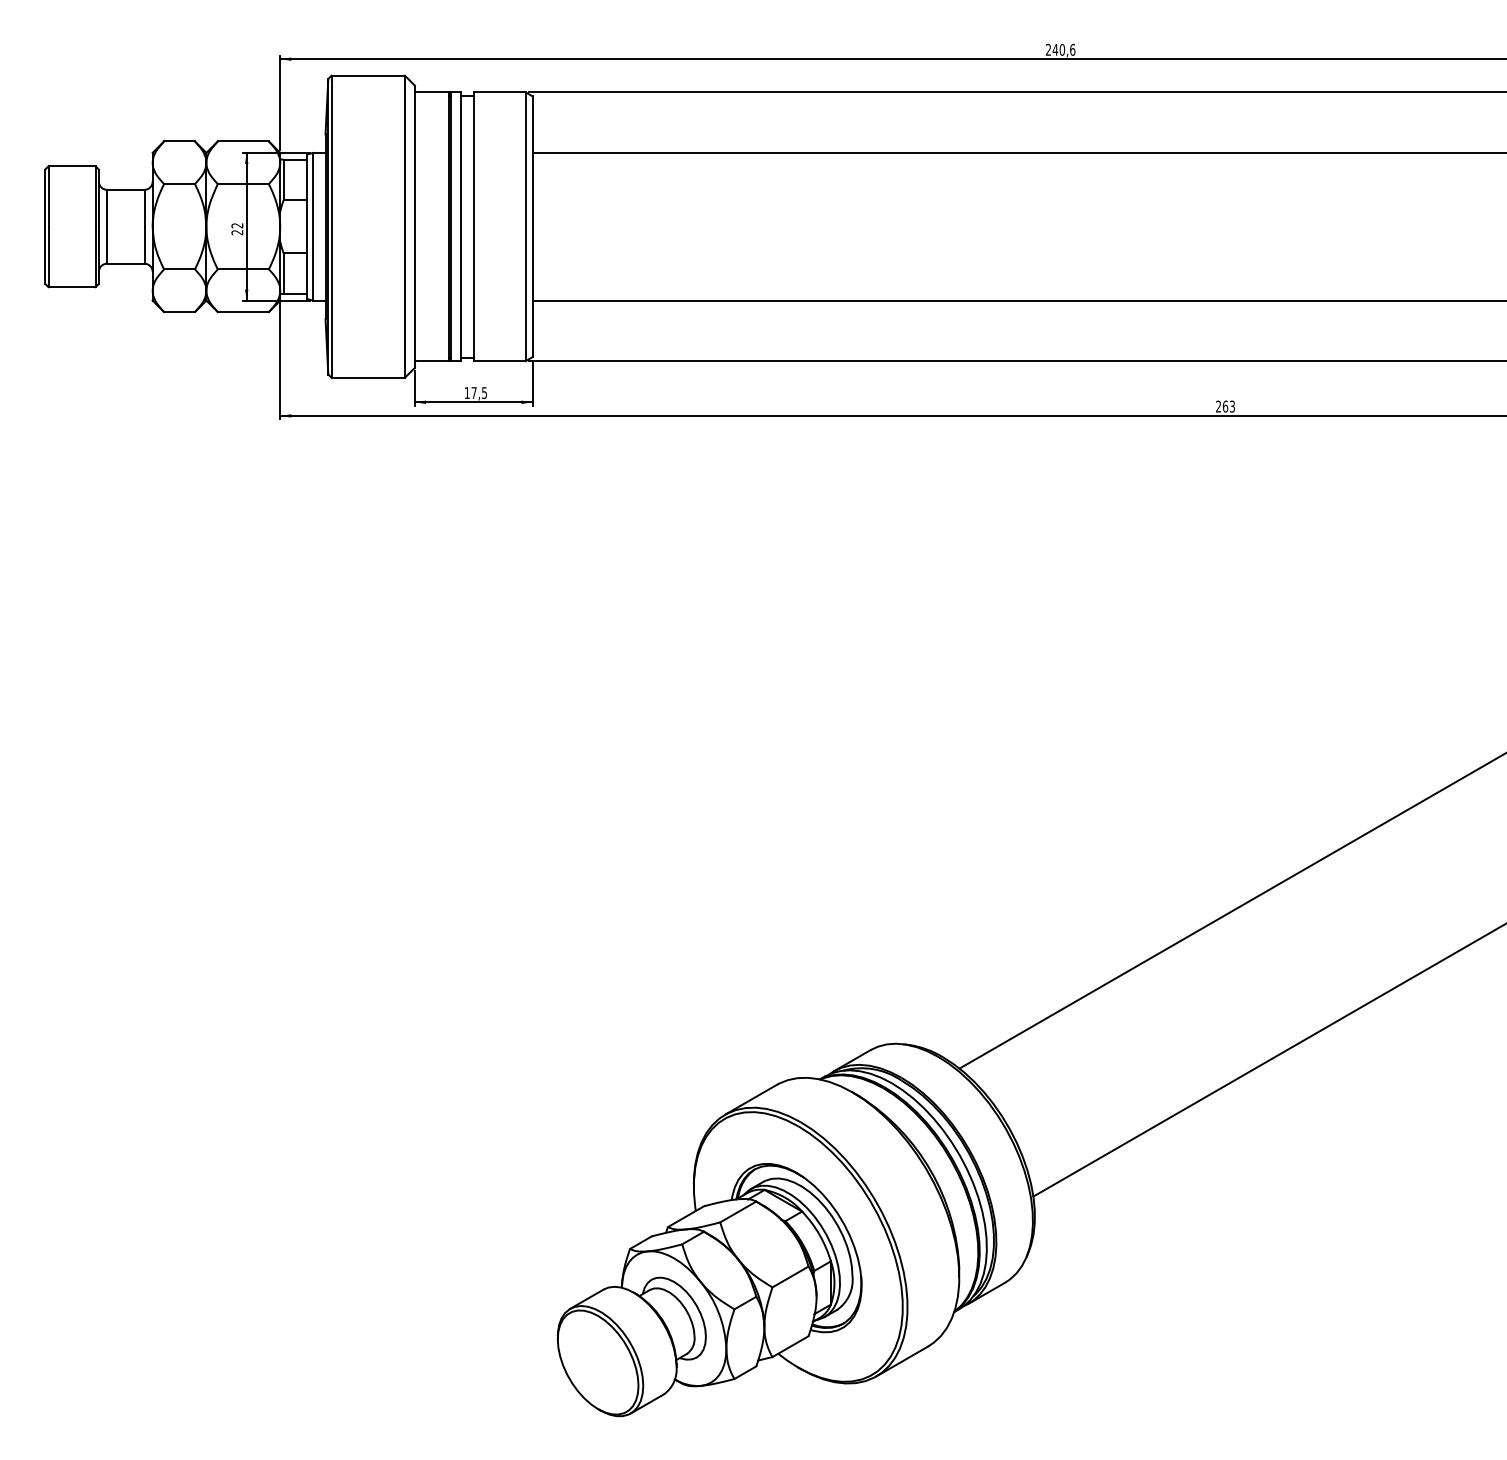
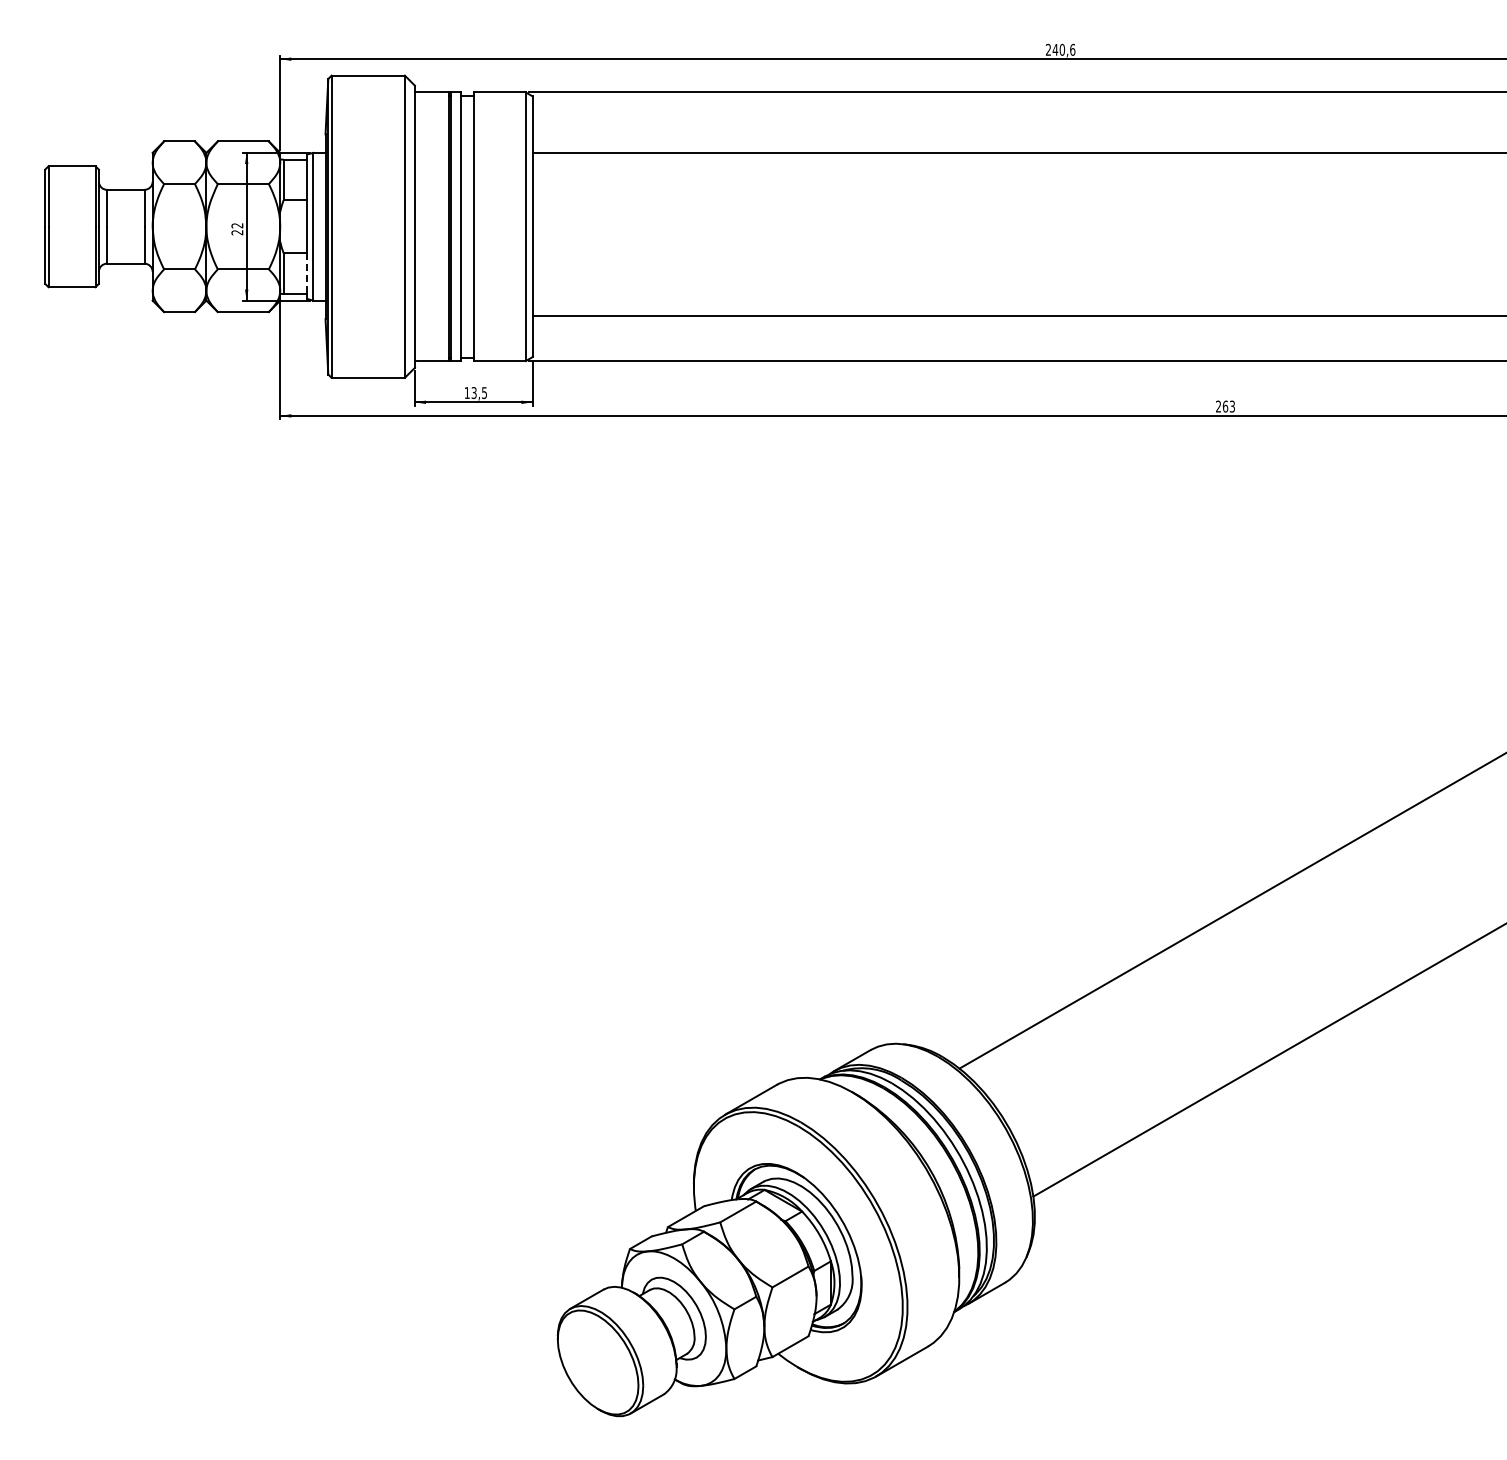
line: solid -> dashed (307, 274)
line position: (1017, 300) -> (1017, 315) (1017, 315)
text: 17,5 -> 13,5 (473, 393)
